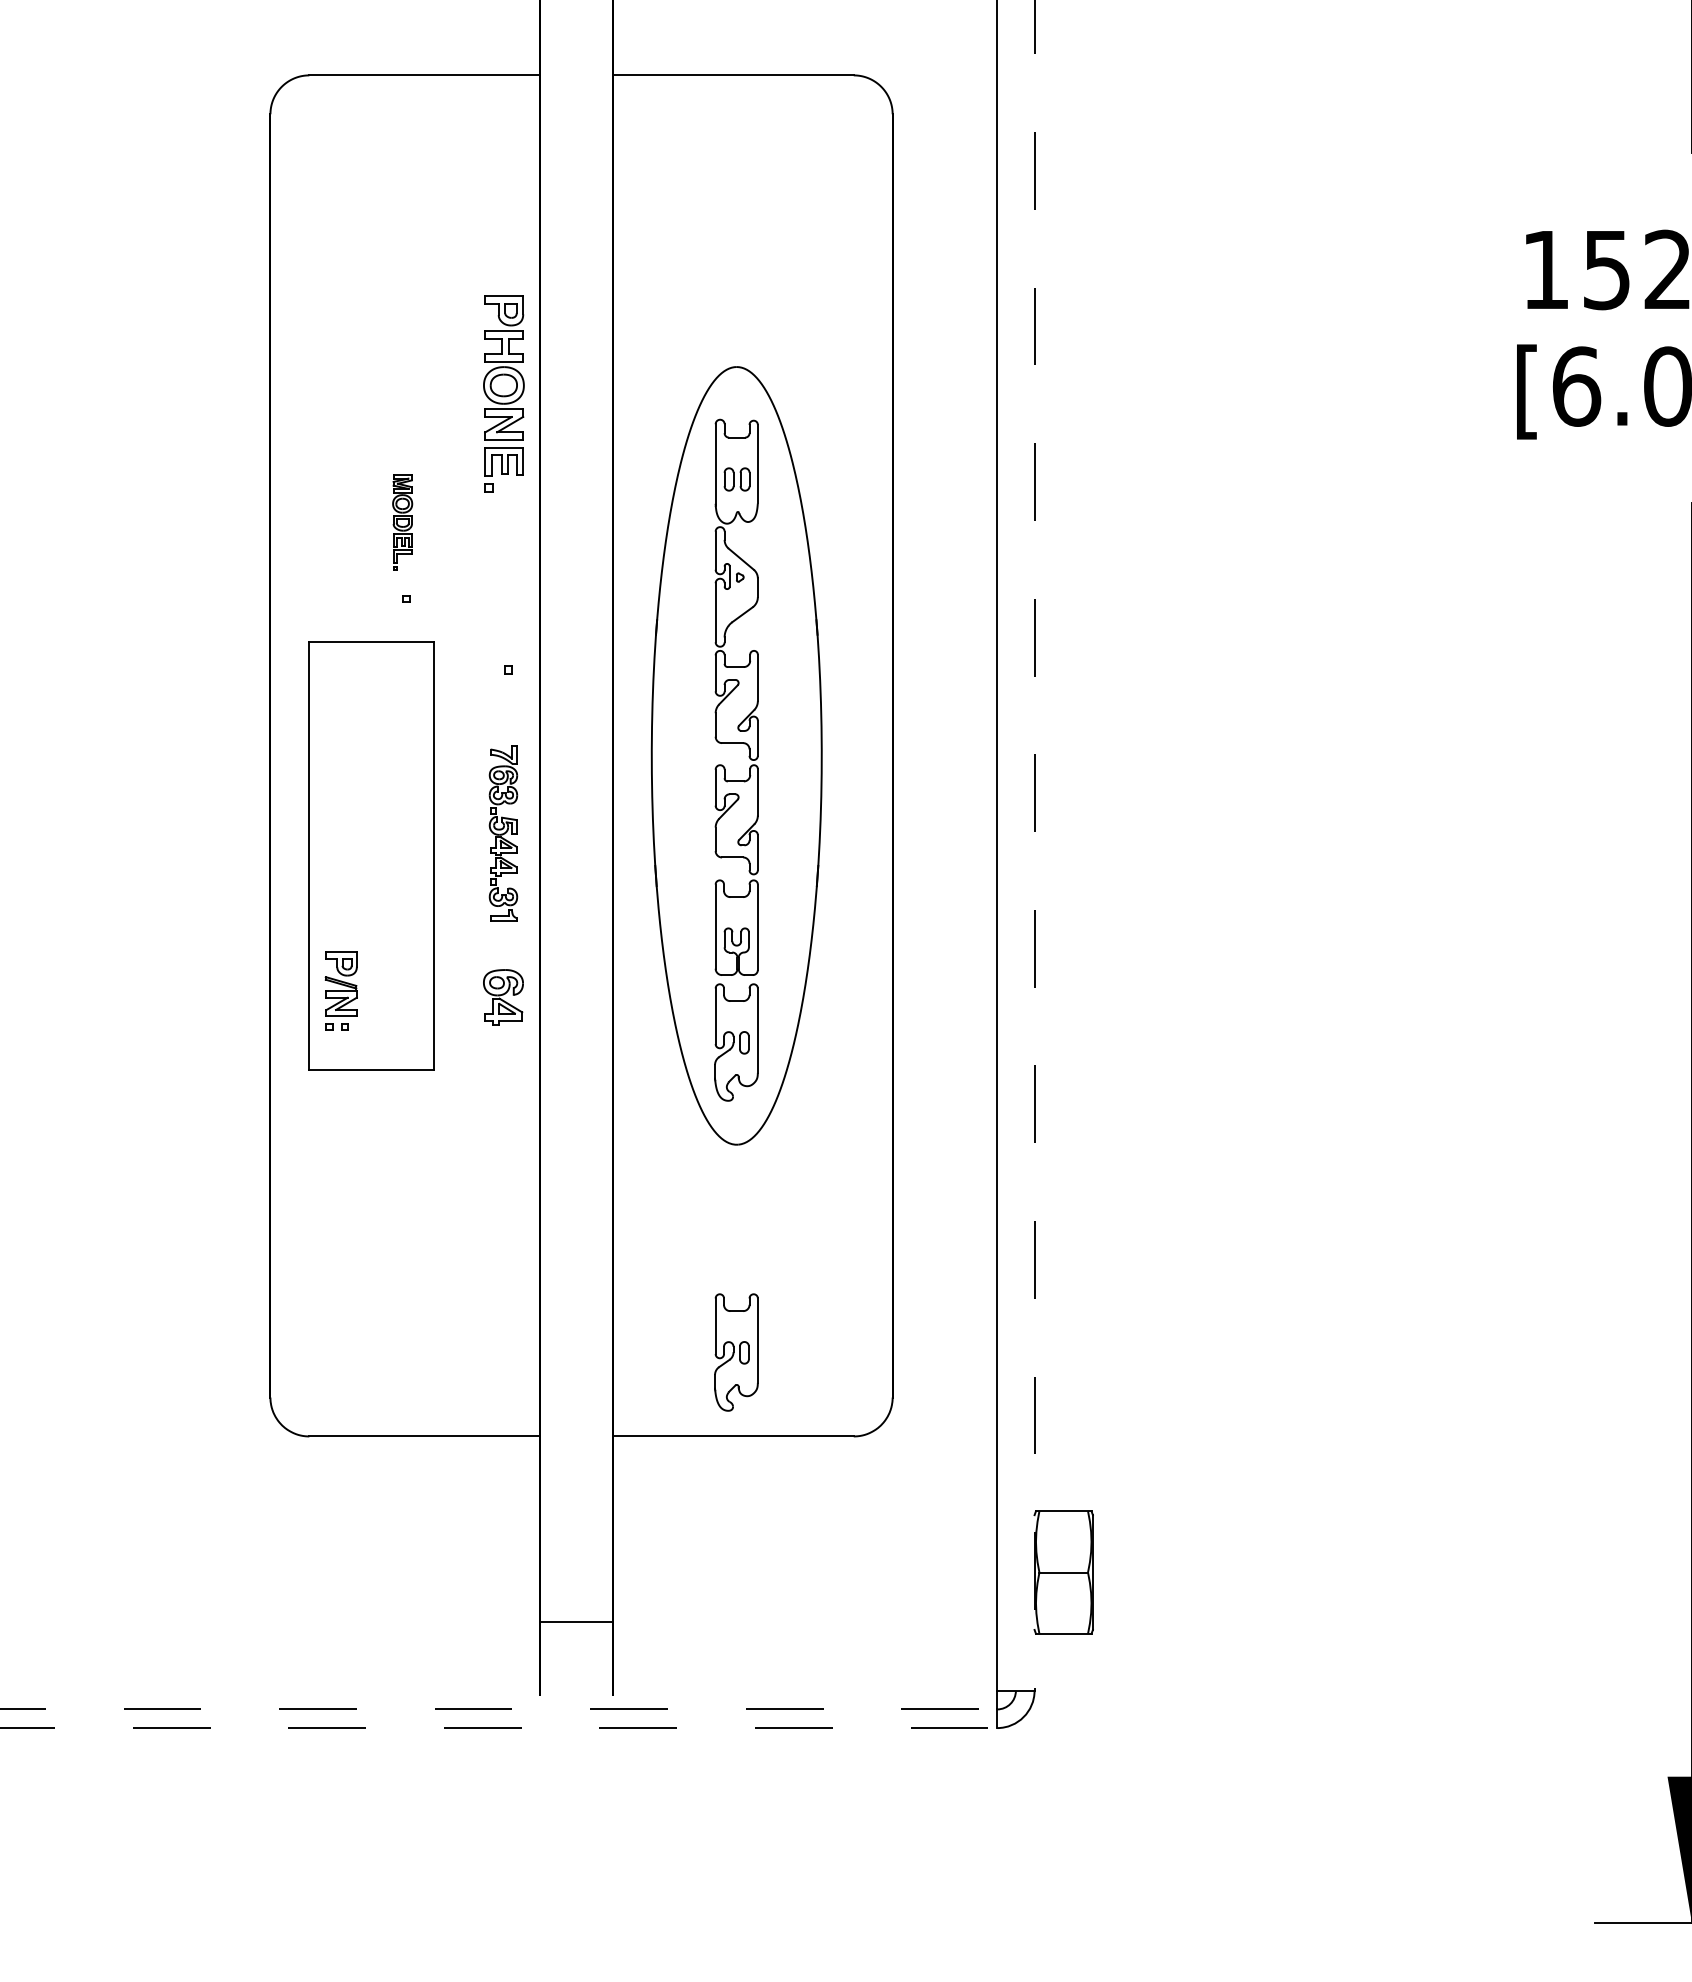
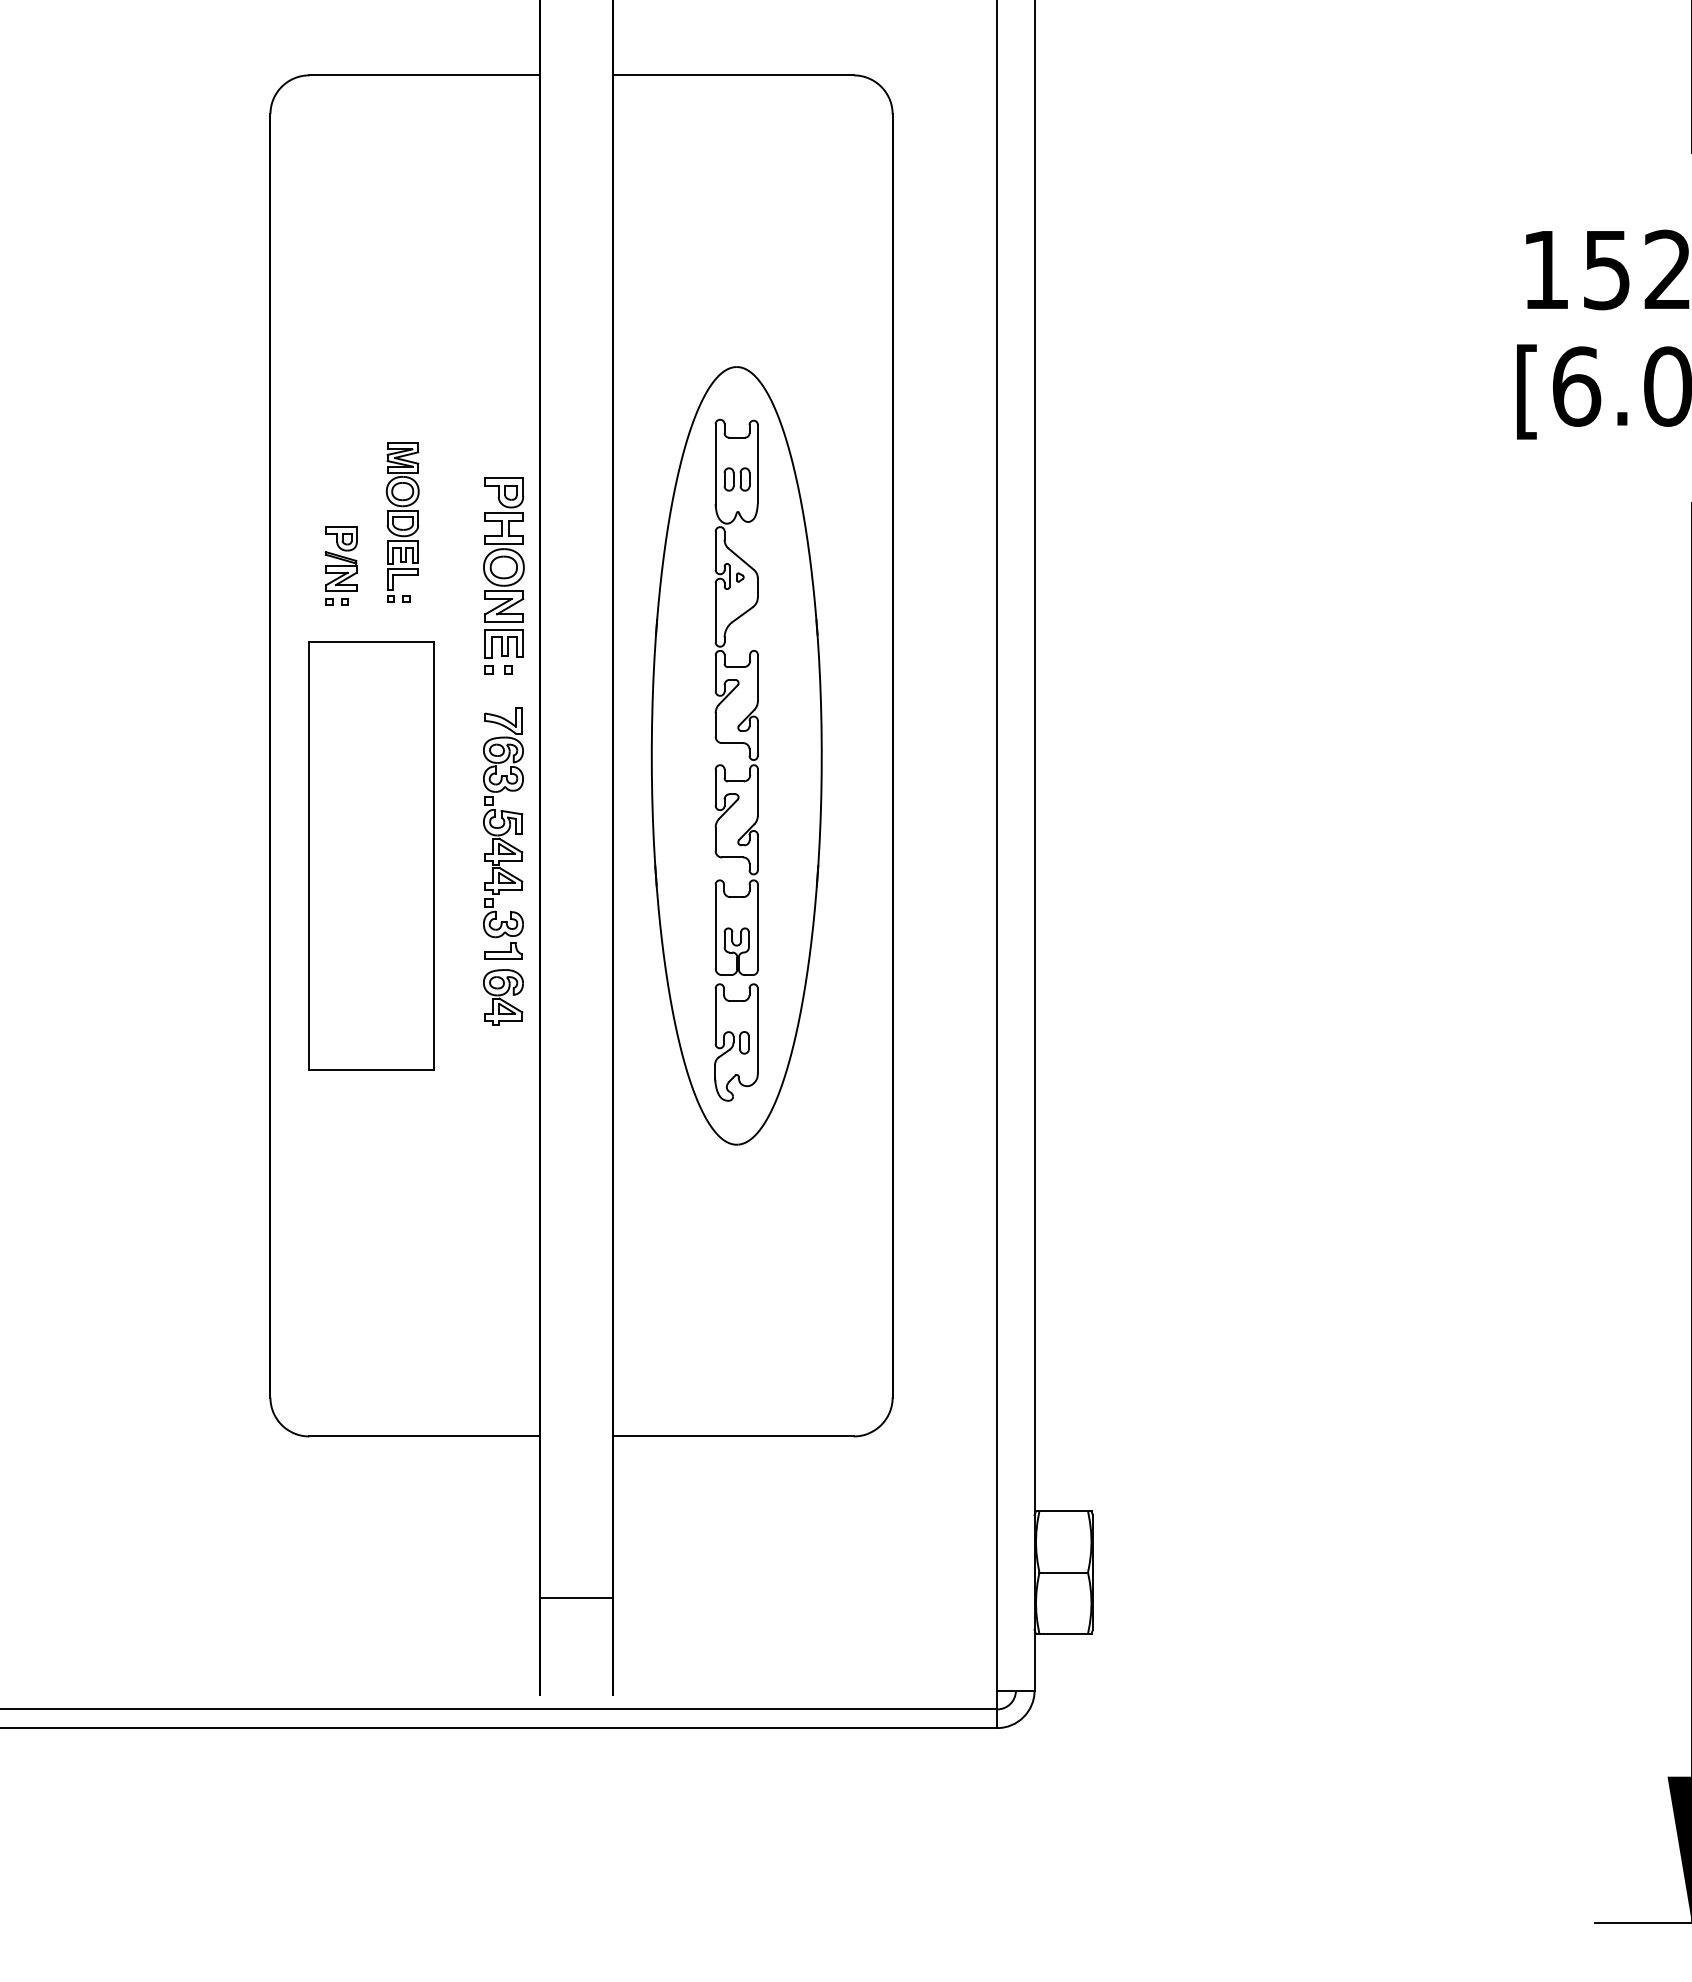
part position: (503, 393) -> (503, 575) (503, 575)
part size: 22x97 px -> 35x161 px (402, 522)
part size: 31x177 px -> 41x253 px (503, 833)
line: dashed -> solid (1034, 845)
part position: (340, 990) -> (340, 565) (340, 565)
part: present -> none (736, 1352)
line position: (575, 1621) -> (575, 1597) (575, 1597)
line: dashed -> solid (499, 1709)
line: dashed -> solid (499, 1728)
